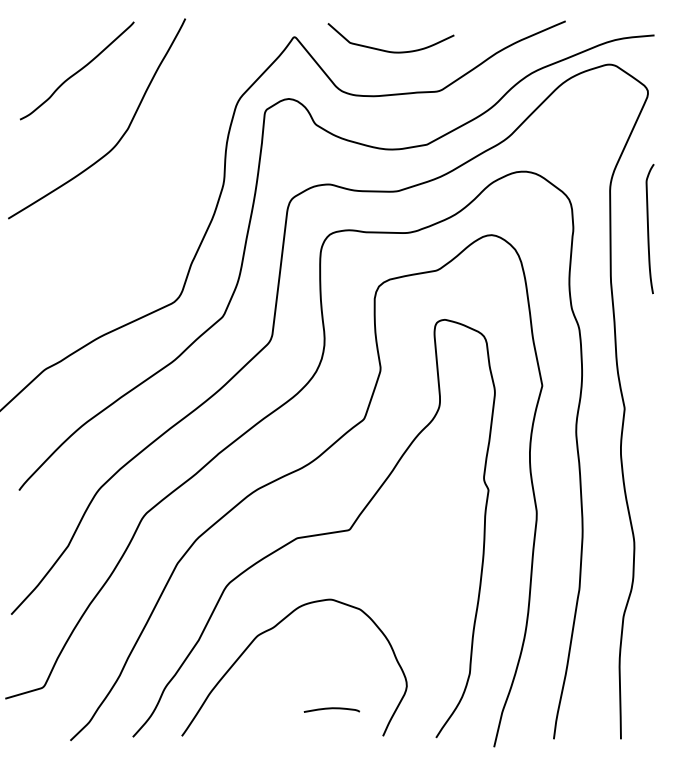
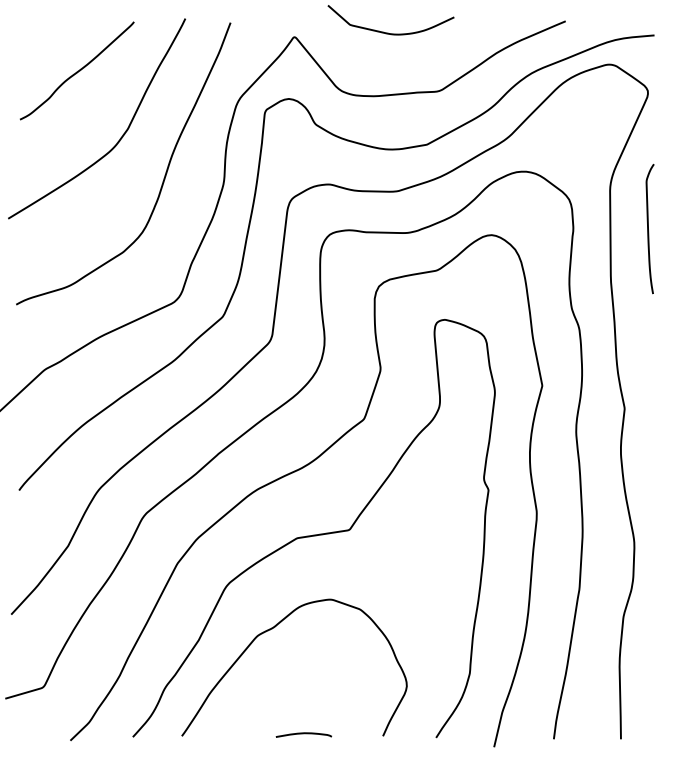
curve position: (388, 50) -> (388, 32) (388, 32)
curve: none -> present (164, 175)
curve position: (331, 709) -> (303, 734) (303, 734)
